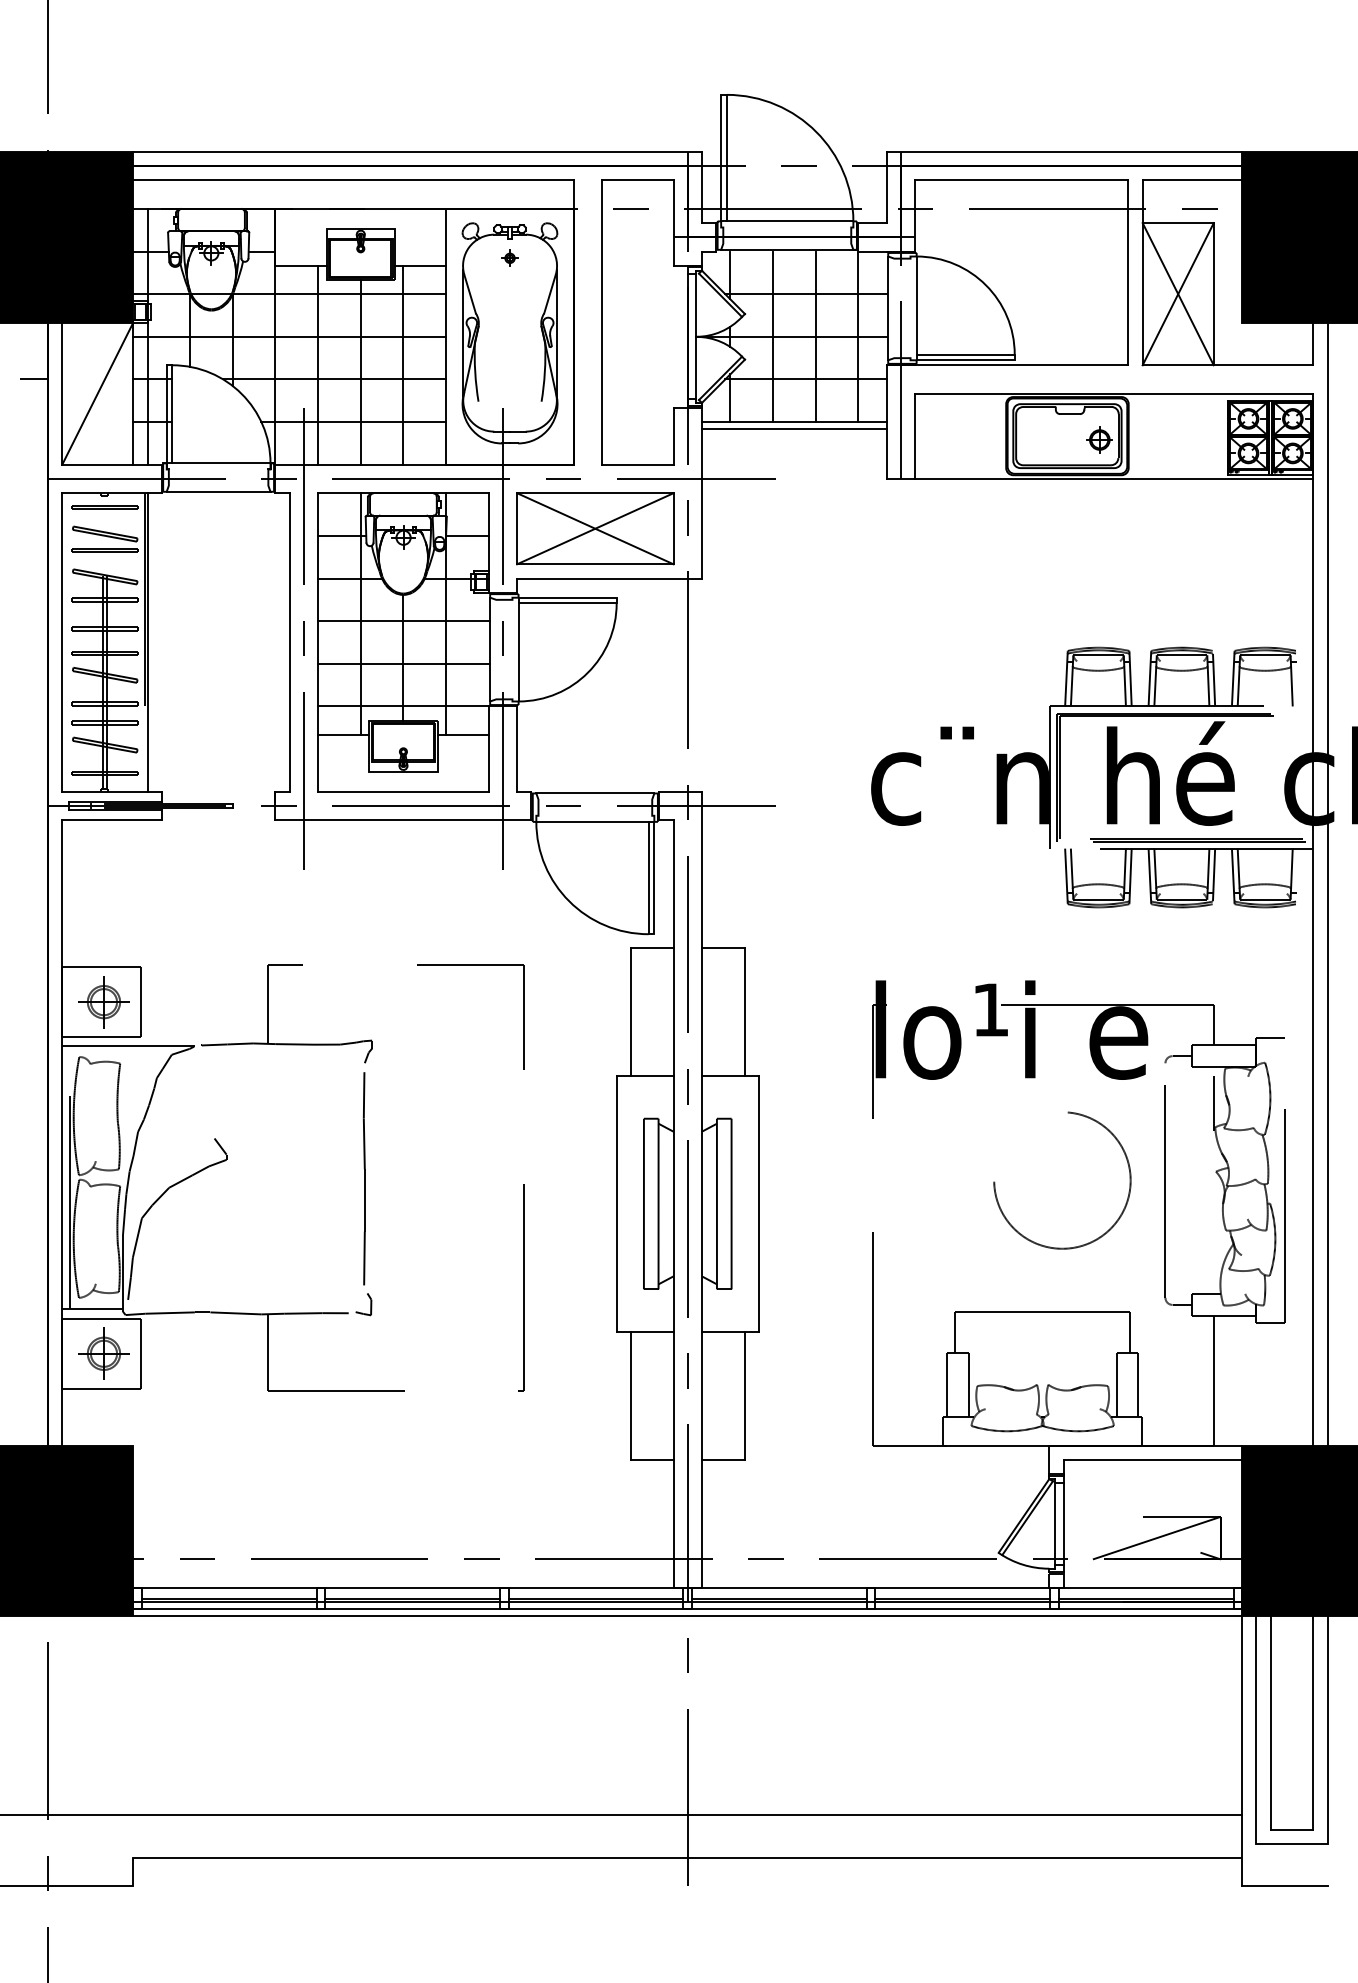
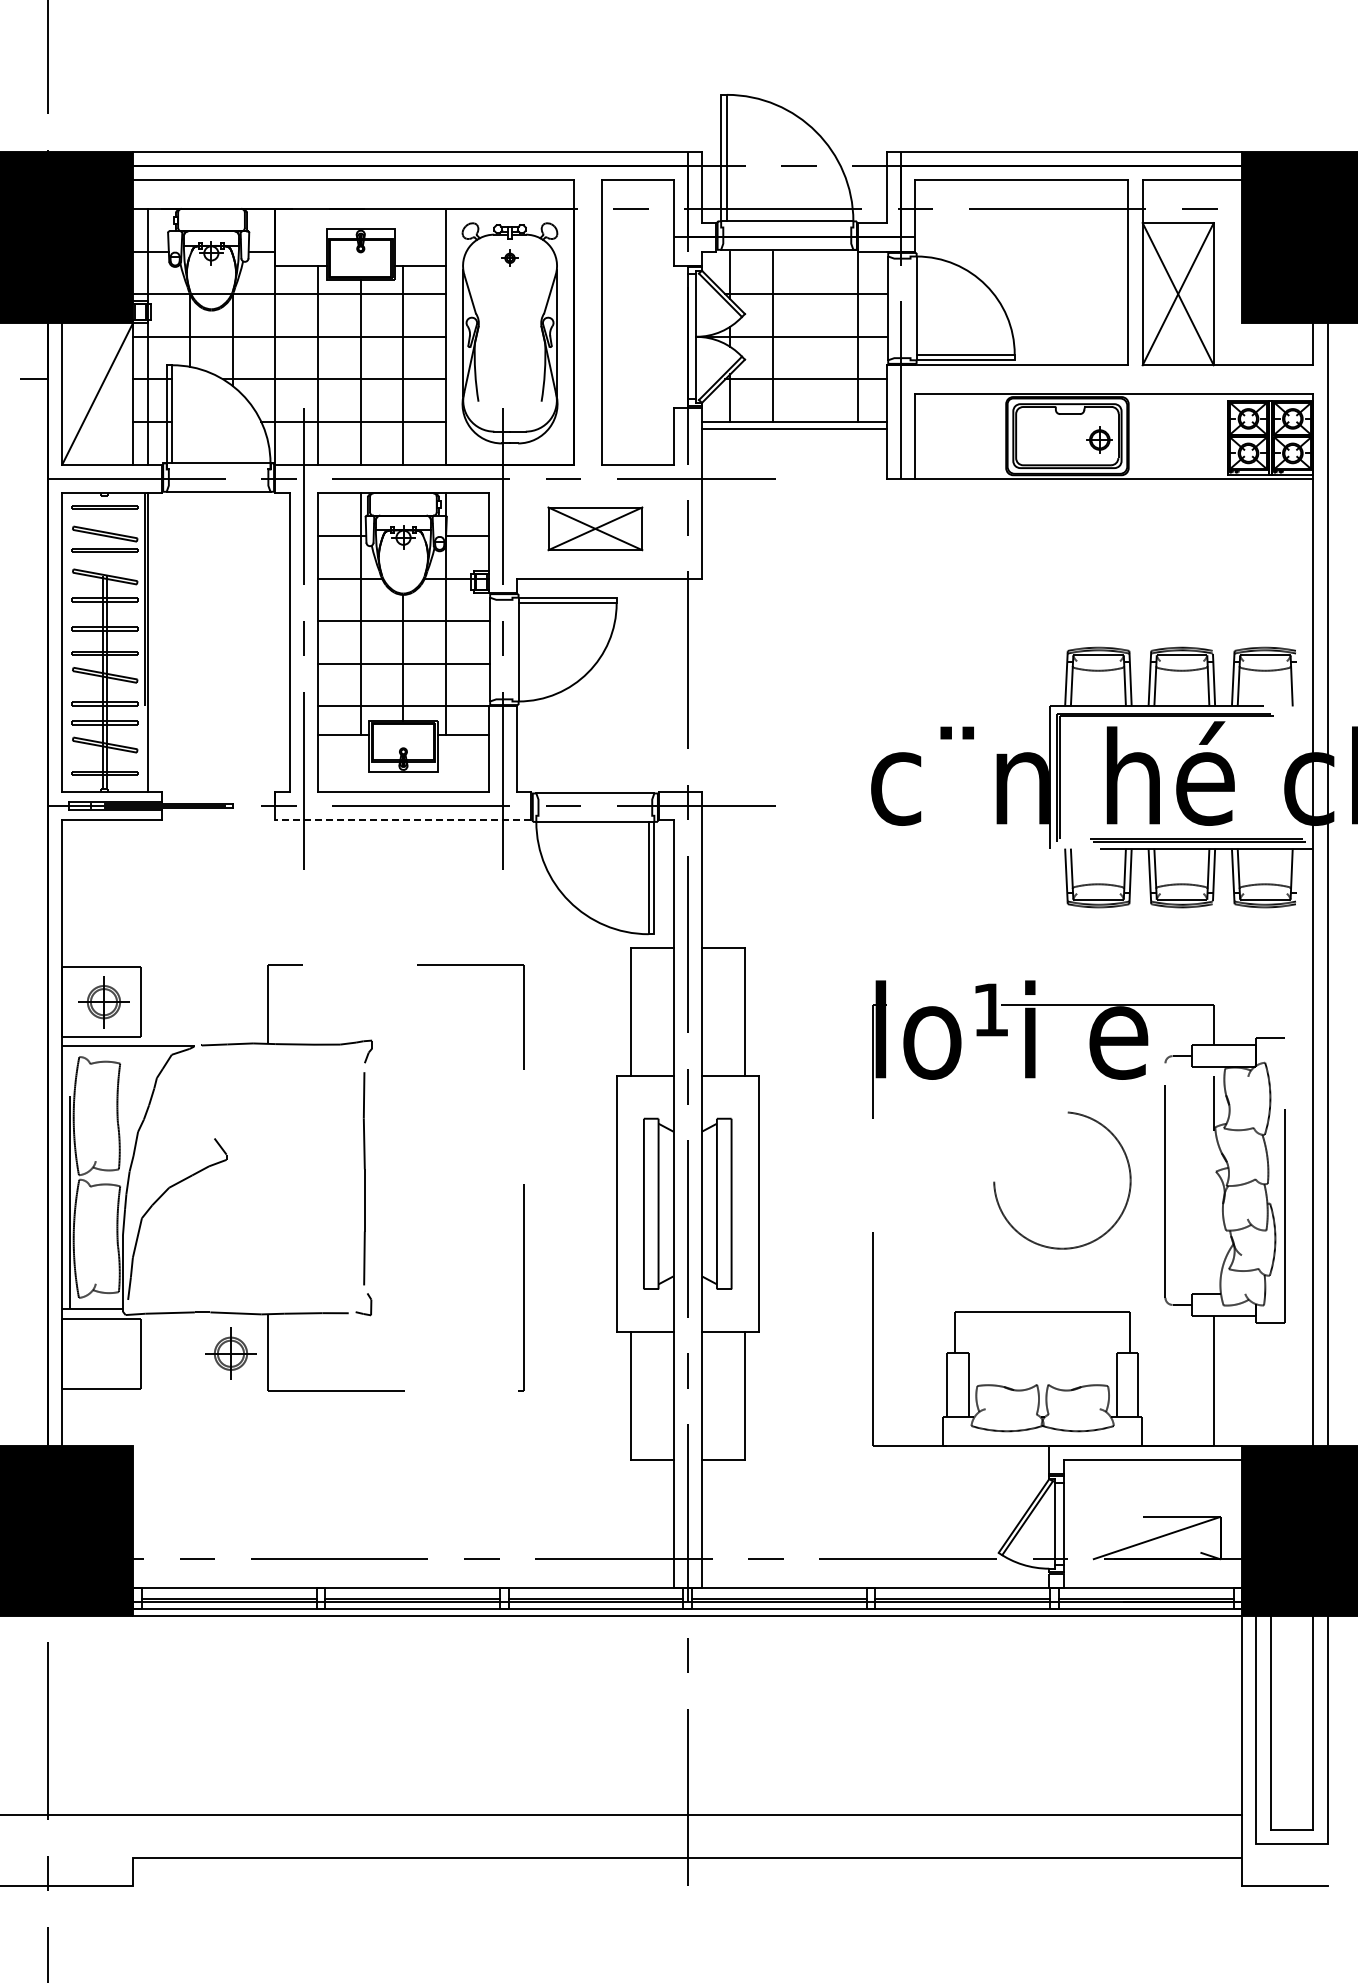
line: present -> none (815, 336)
part size: 159x74 px -> 97x46 px (595, 528)
line: solid -> dashed (403, 820)
part position: (103, 1353) -> (230, 1353) (230, 1353)
